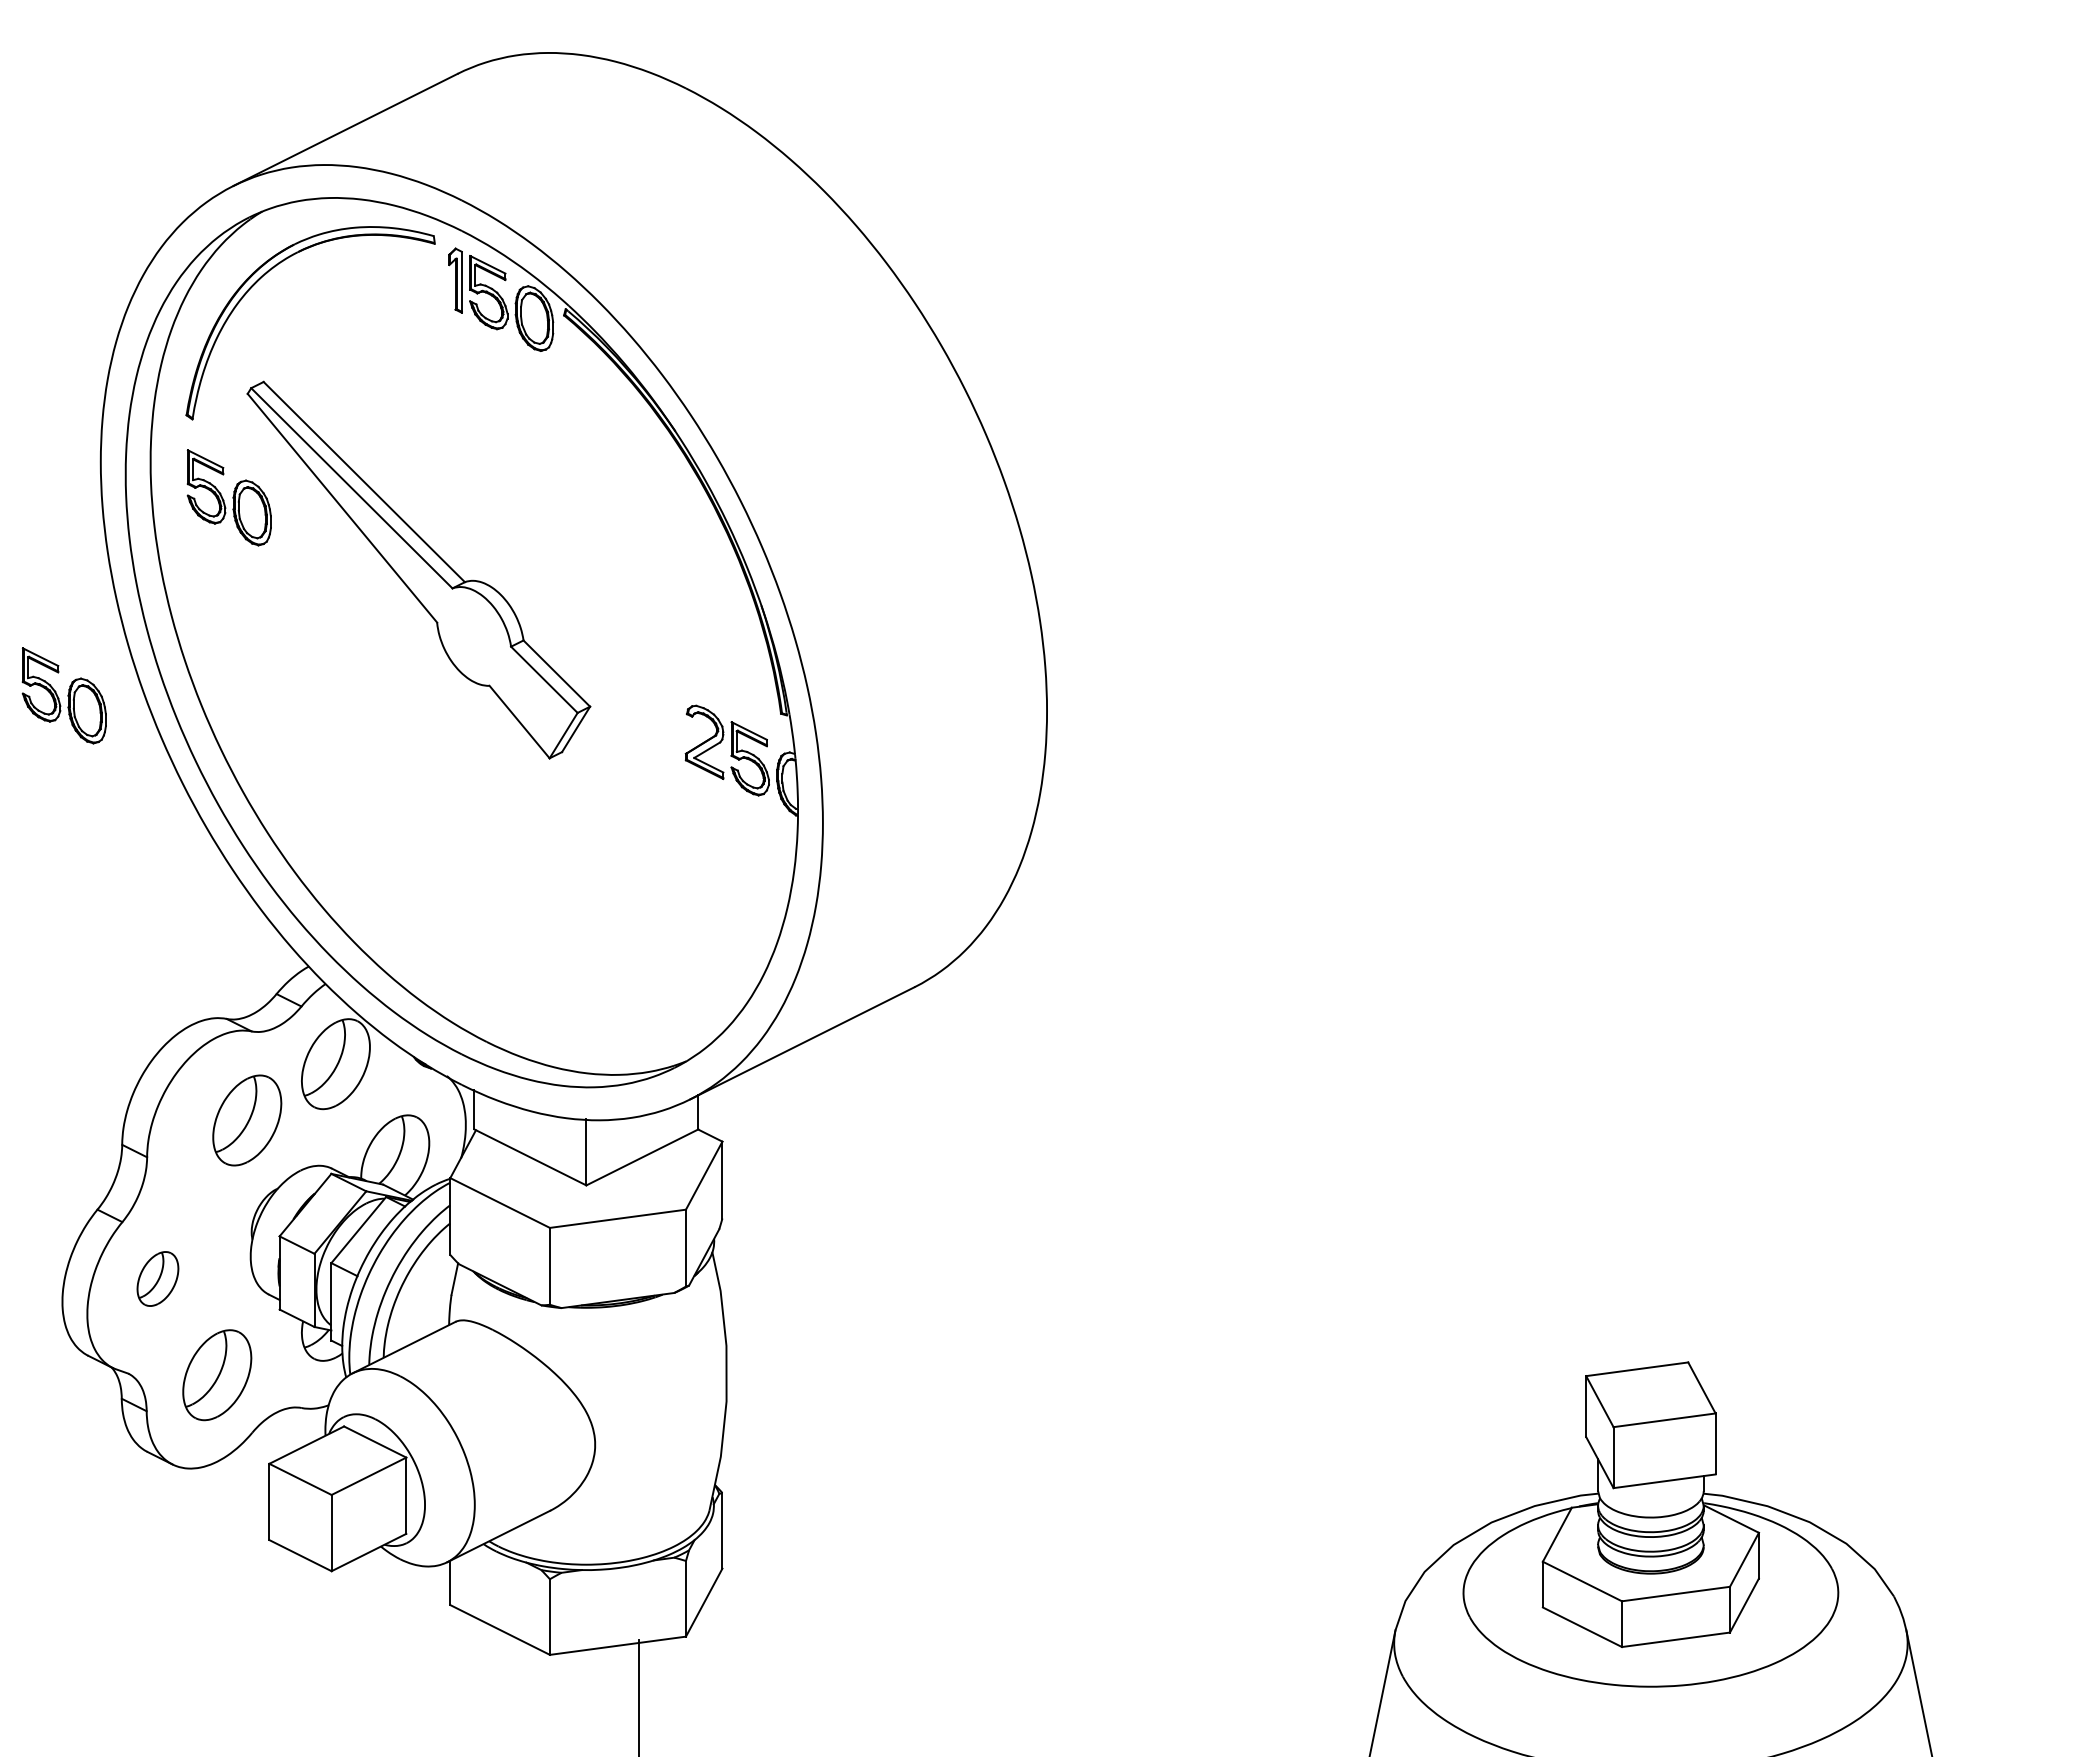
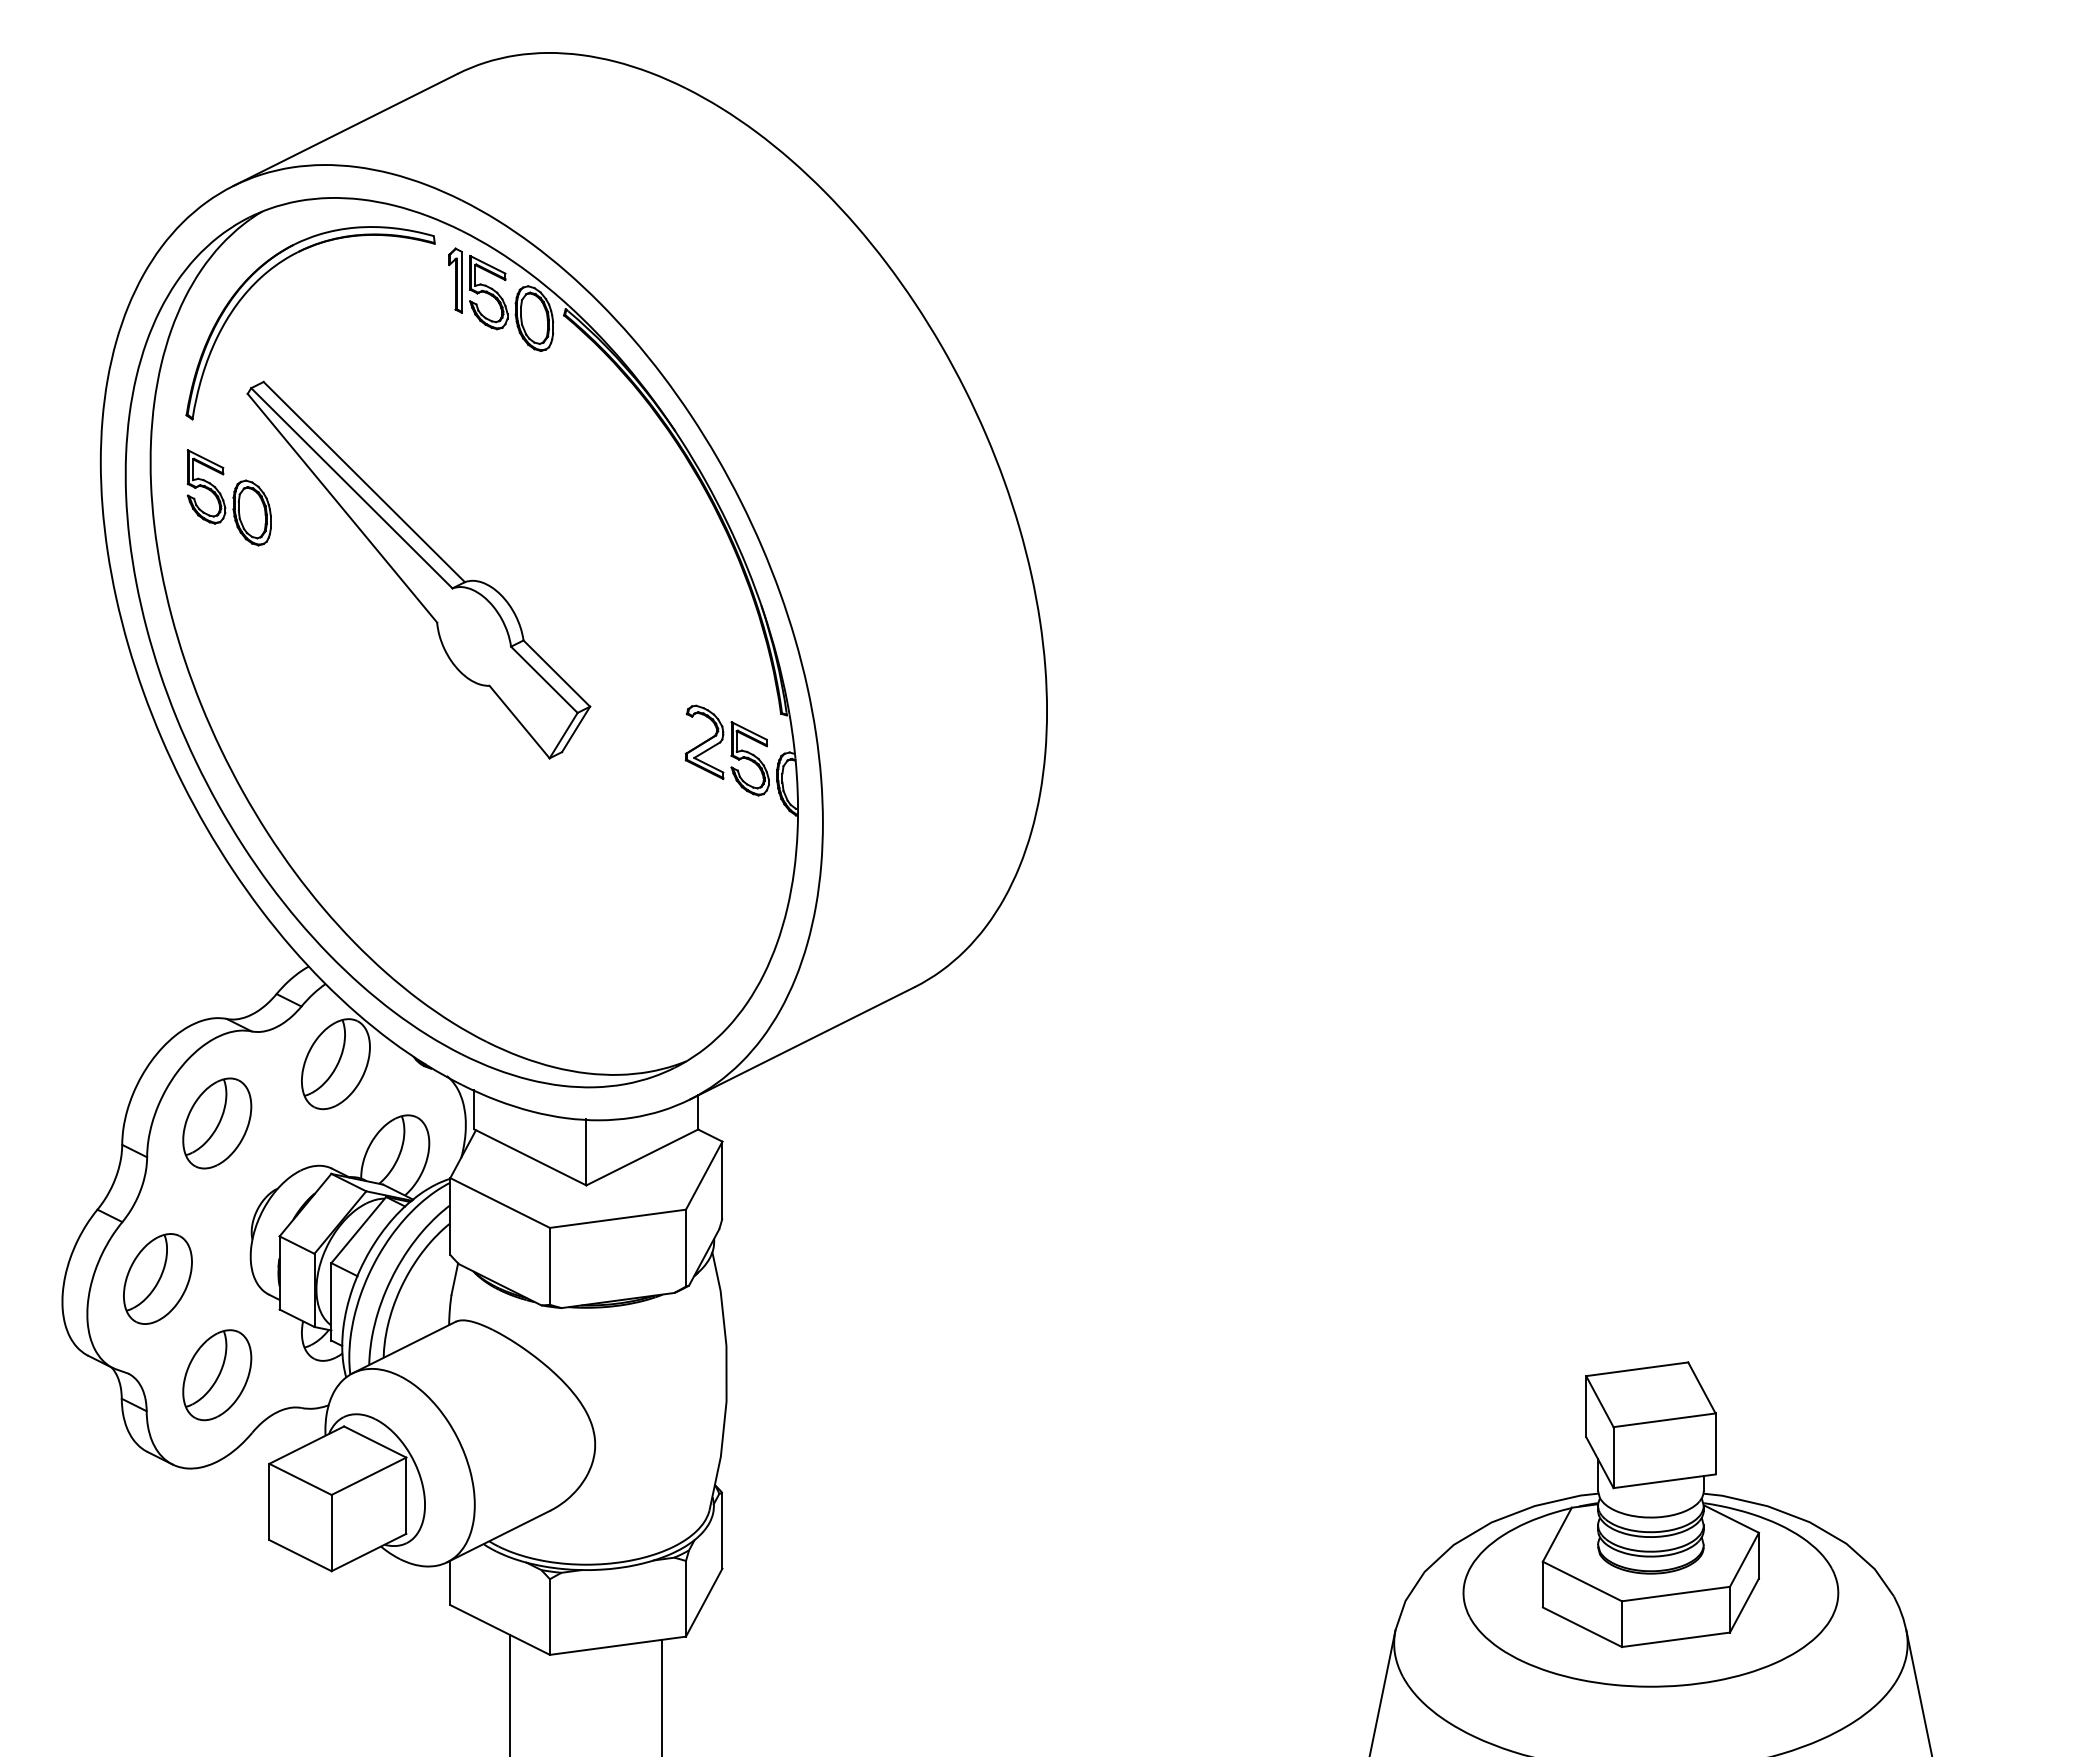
part: present -> none (63, 695)
part position: (247, 1120) -> (217, 1123) (217, 1123)
part size: 44x56 px -> 70x92 px (157, 1278)
line: none -> present (510, 1694)
line position: (639, 1696) -> (662, 1696) (662, 1696)
